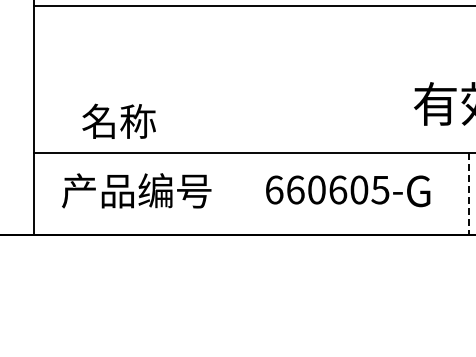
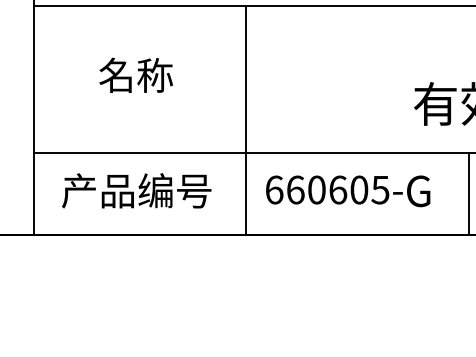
line: none -> present (245, 119)
text position: (118, 120) -> (135, 74) (135, 74)
line: dashed -> solid (469, 193)
